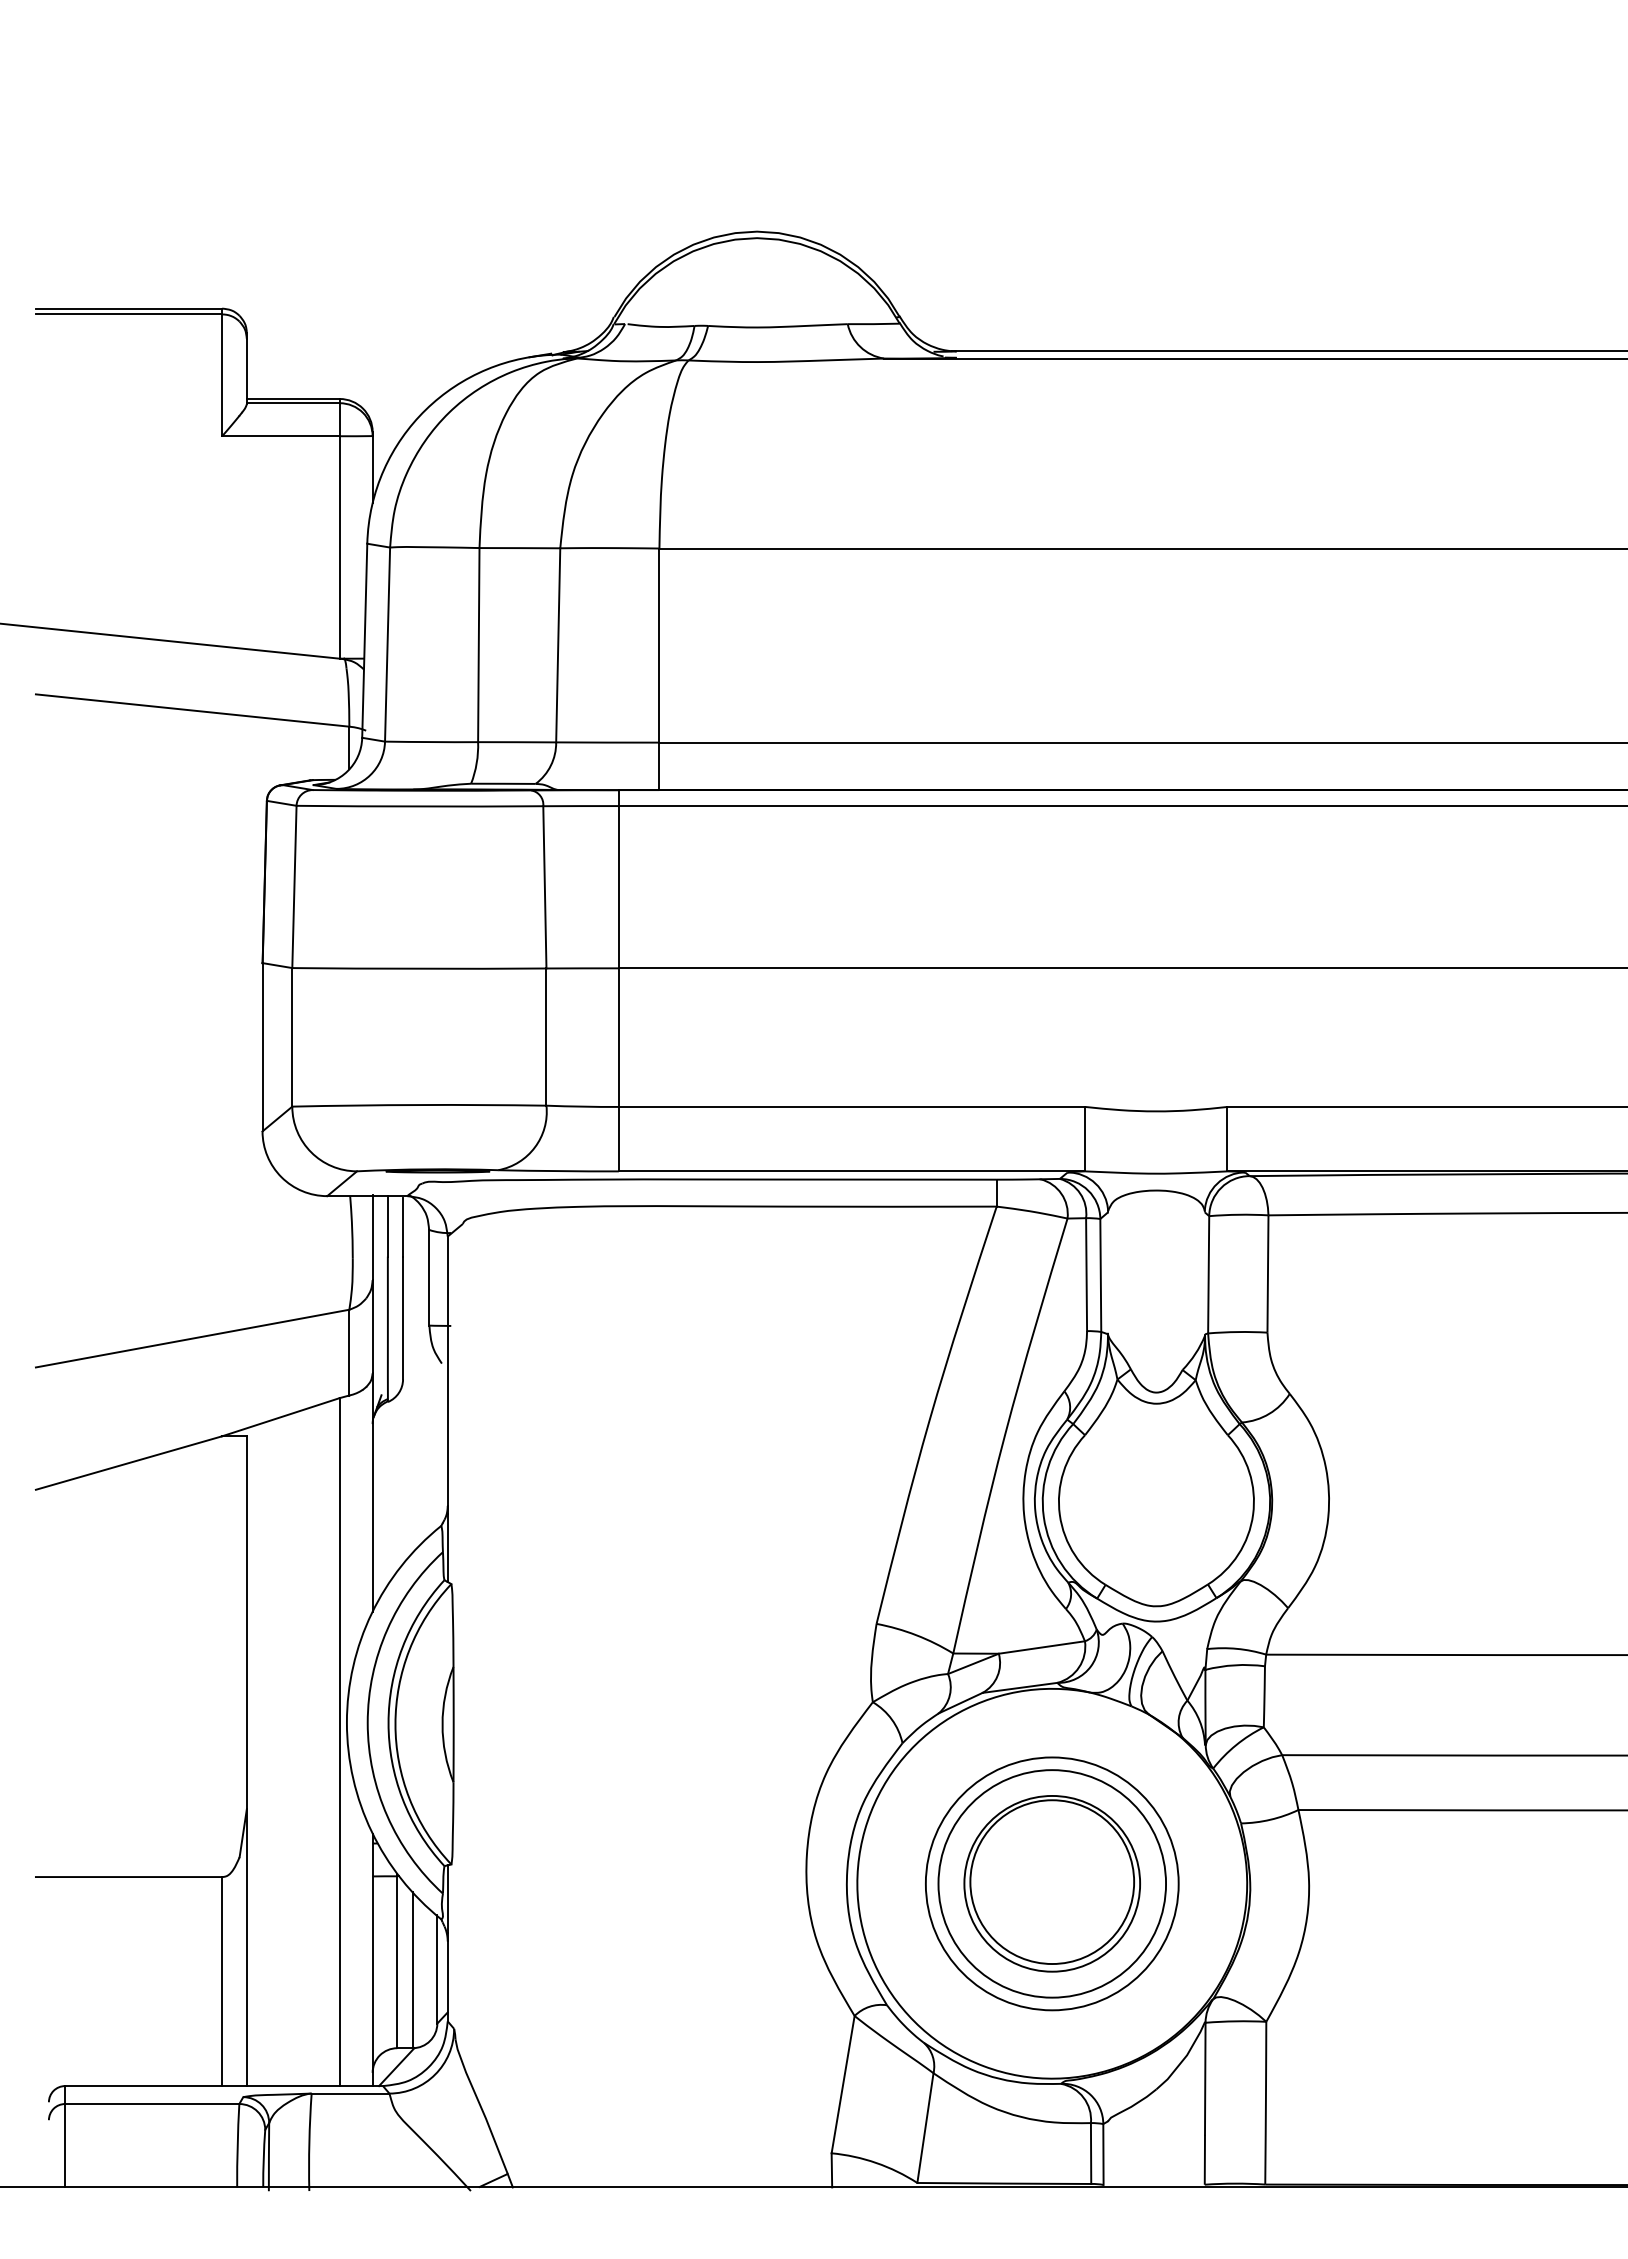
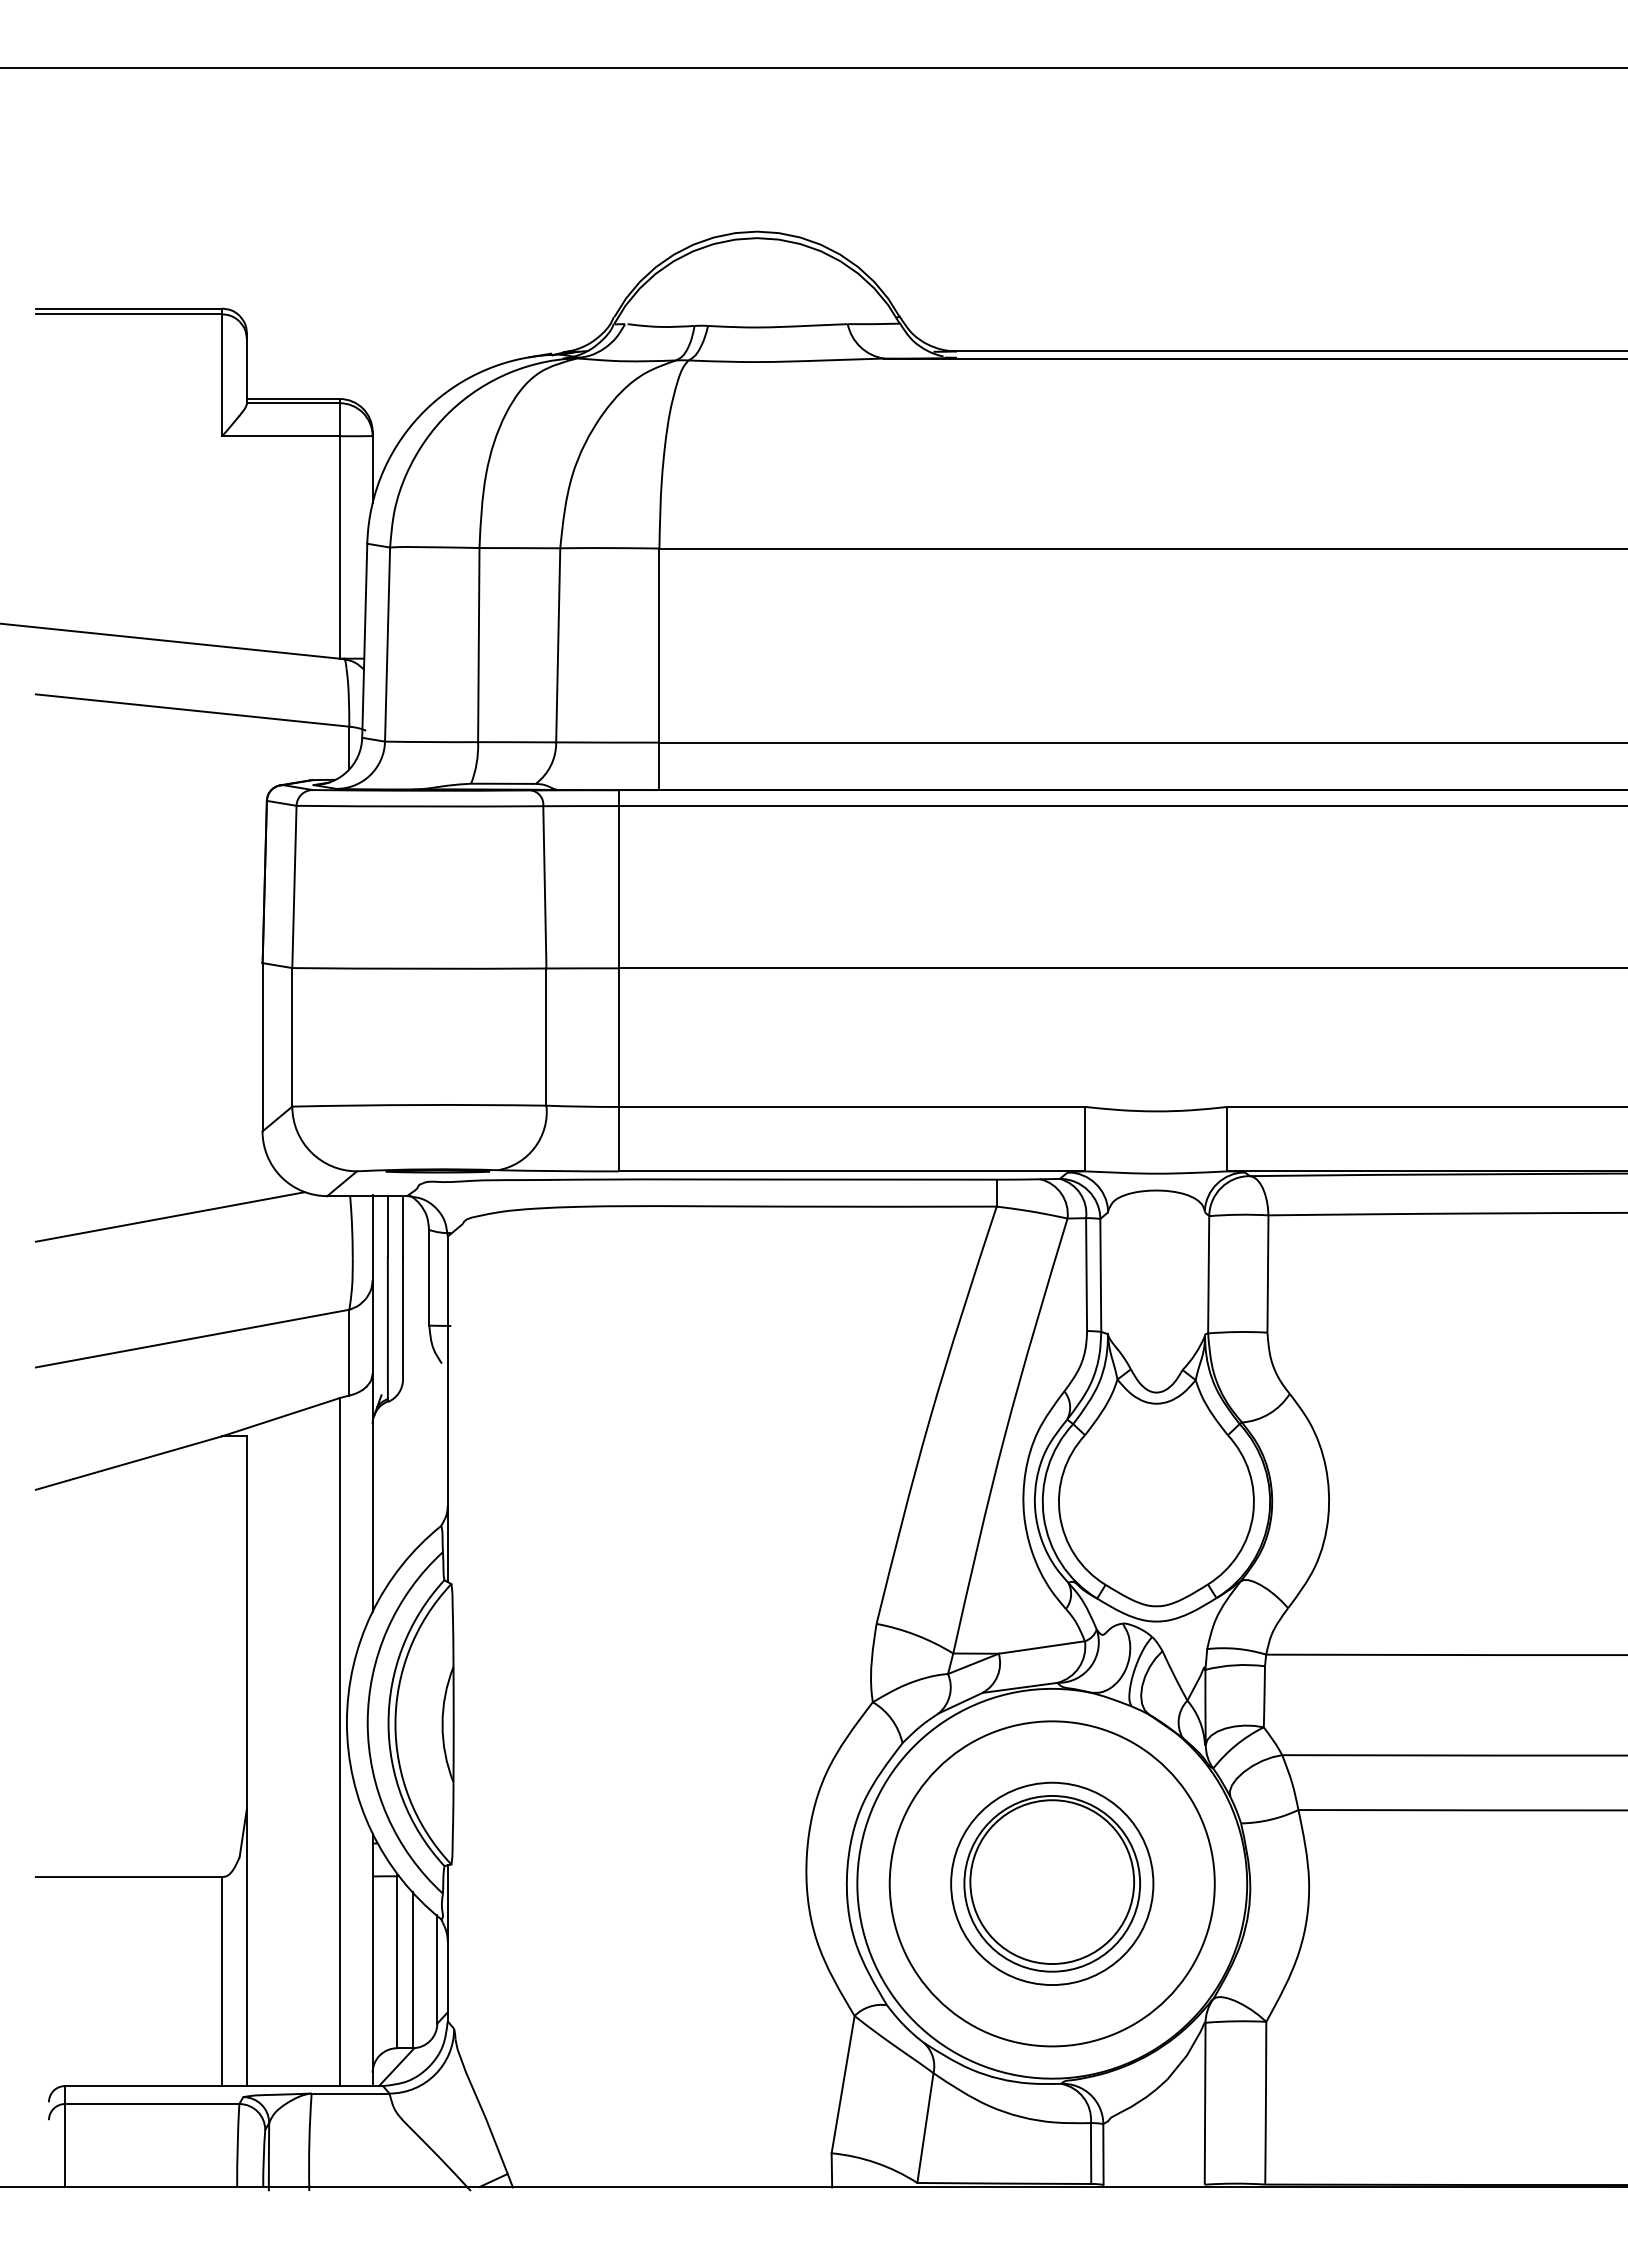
line: none -> present (813, 67)
line: none -> present (170, 1216)
circle diameter: 253 px -> 202 px (1052, 1883)
circle diameter: 228 px -> 325 px (1051, 1883)
